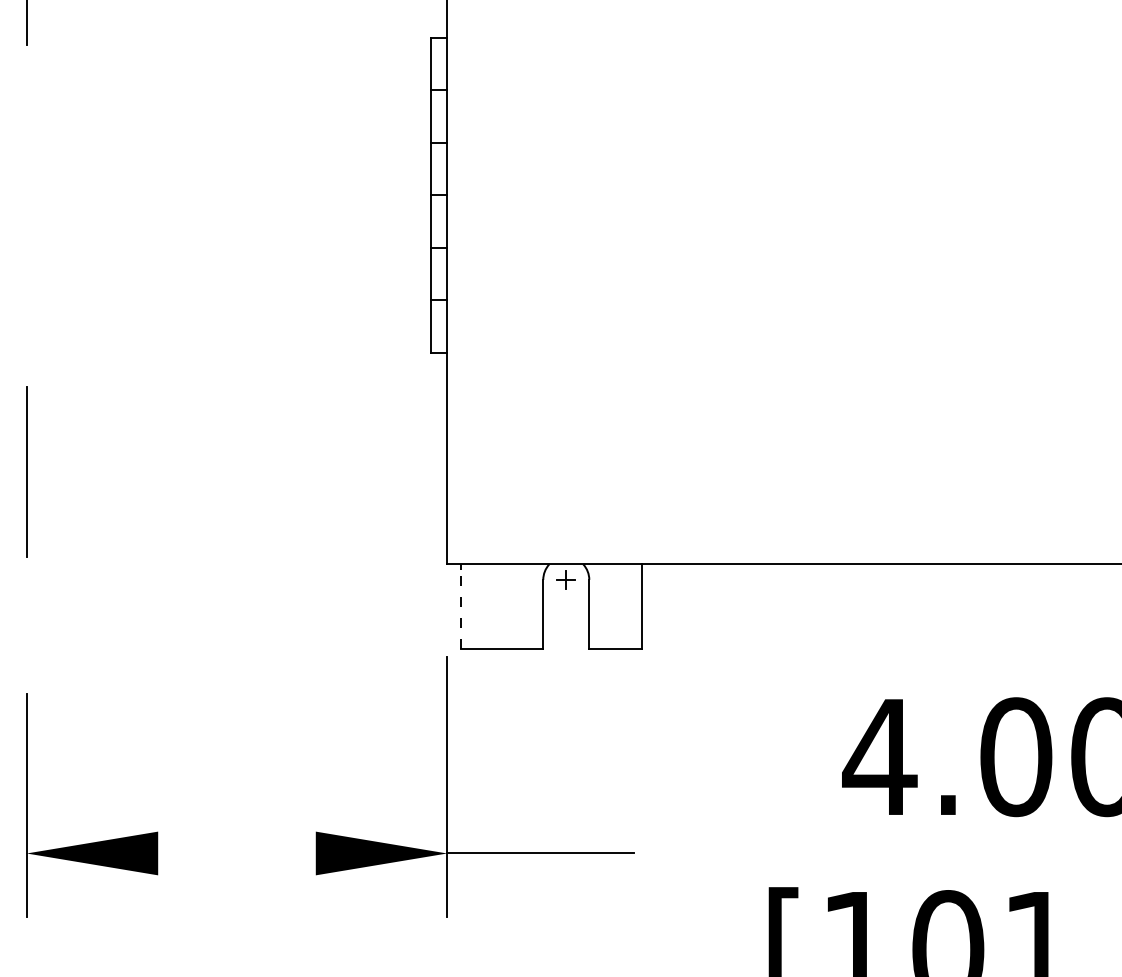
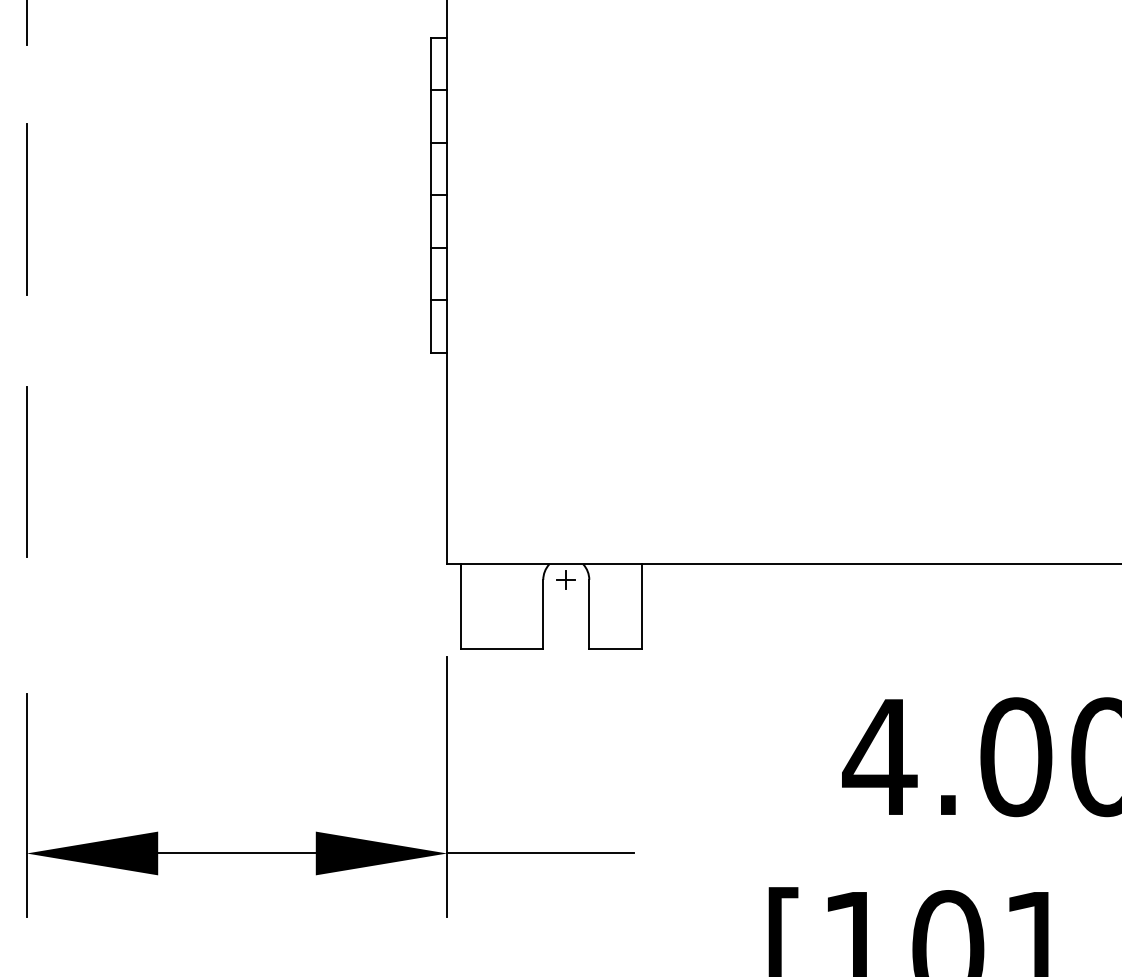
line: none -> present (26, 209)
line: dashed -> solid (461, 606)
line: none -> present (236, 853)
